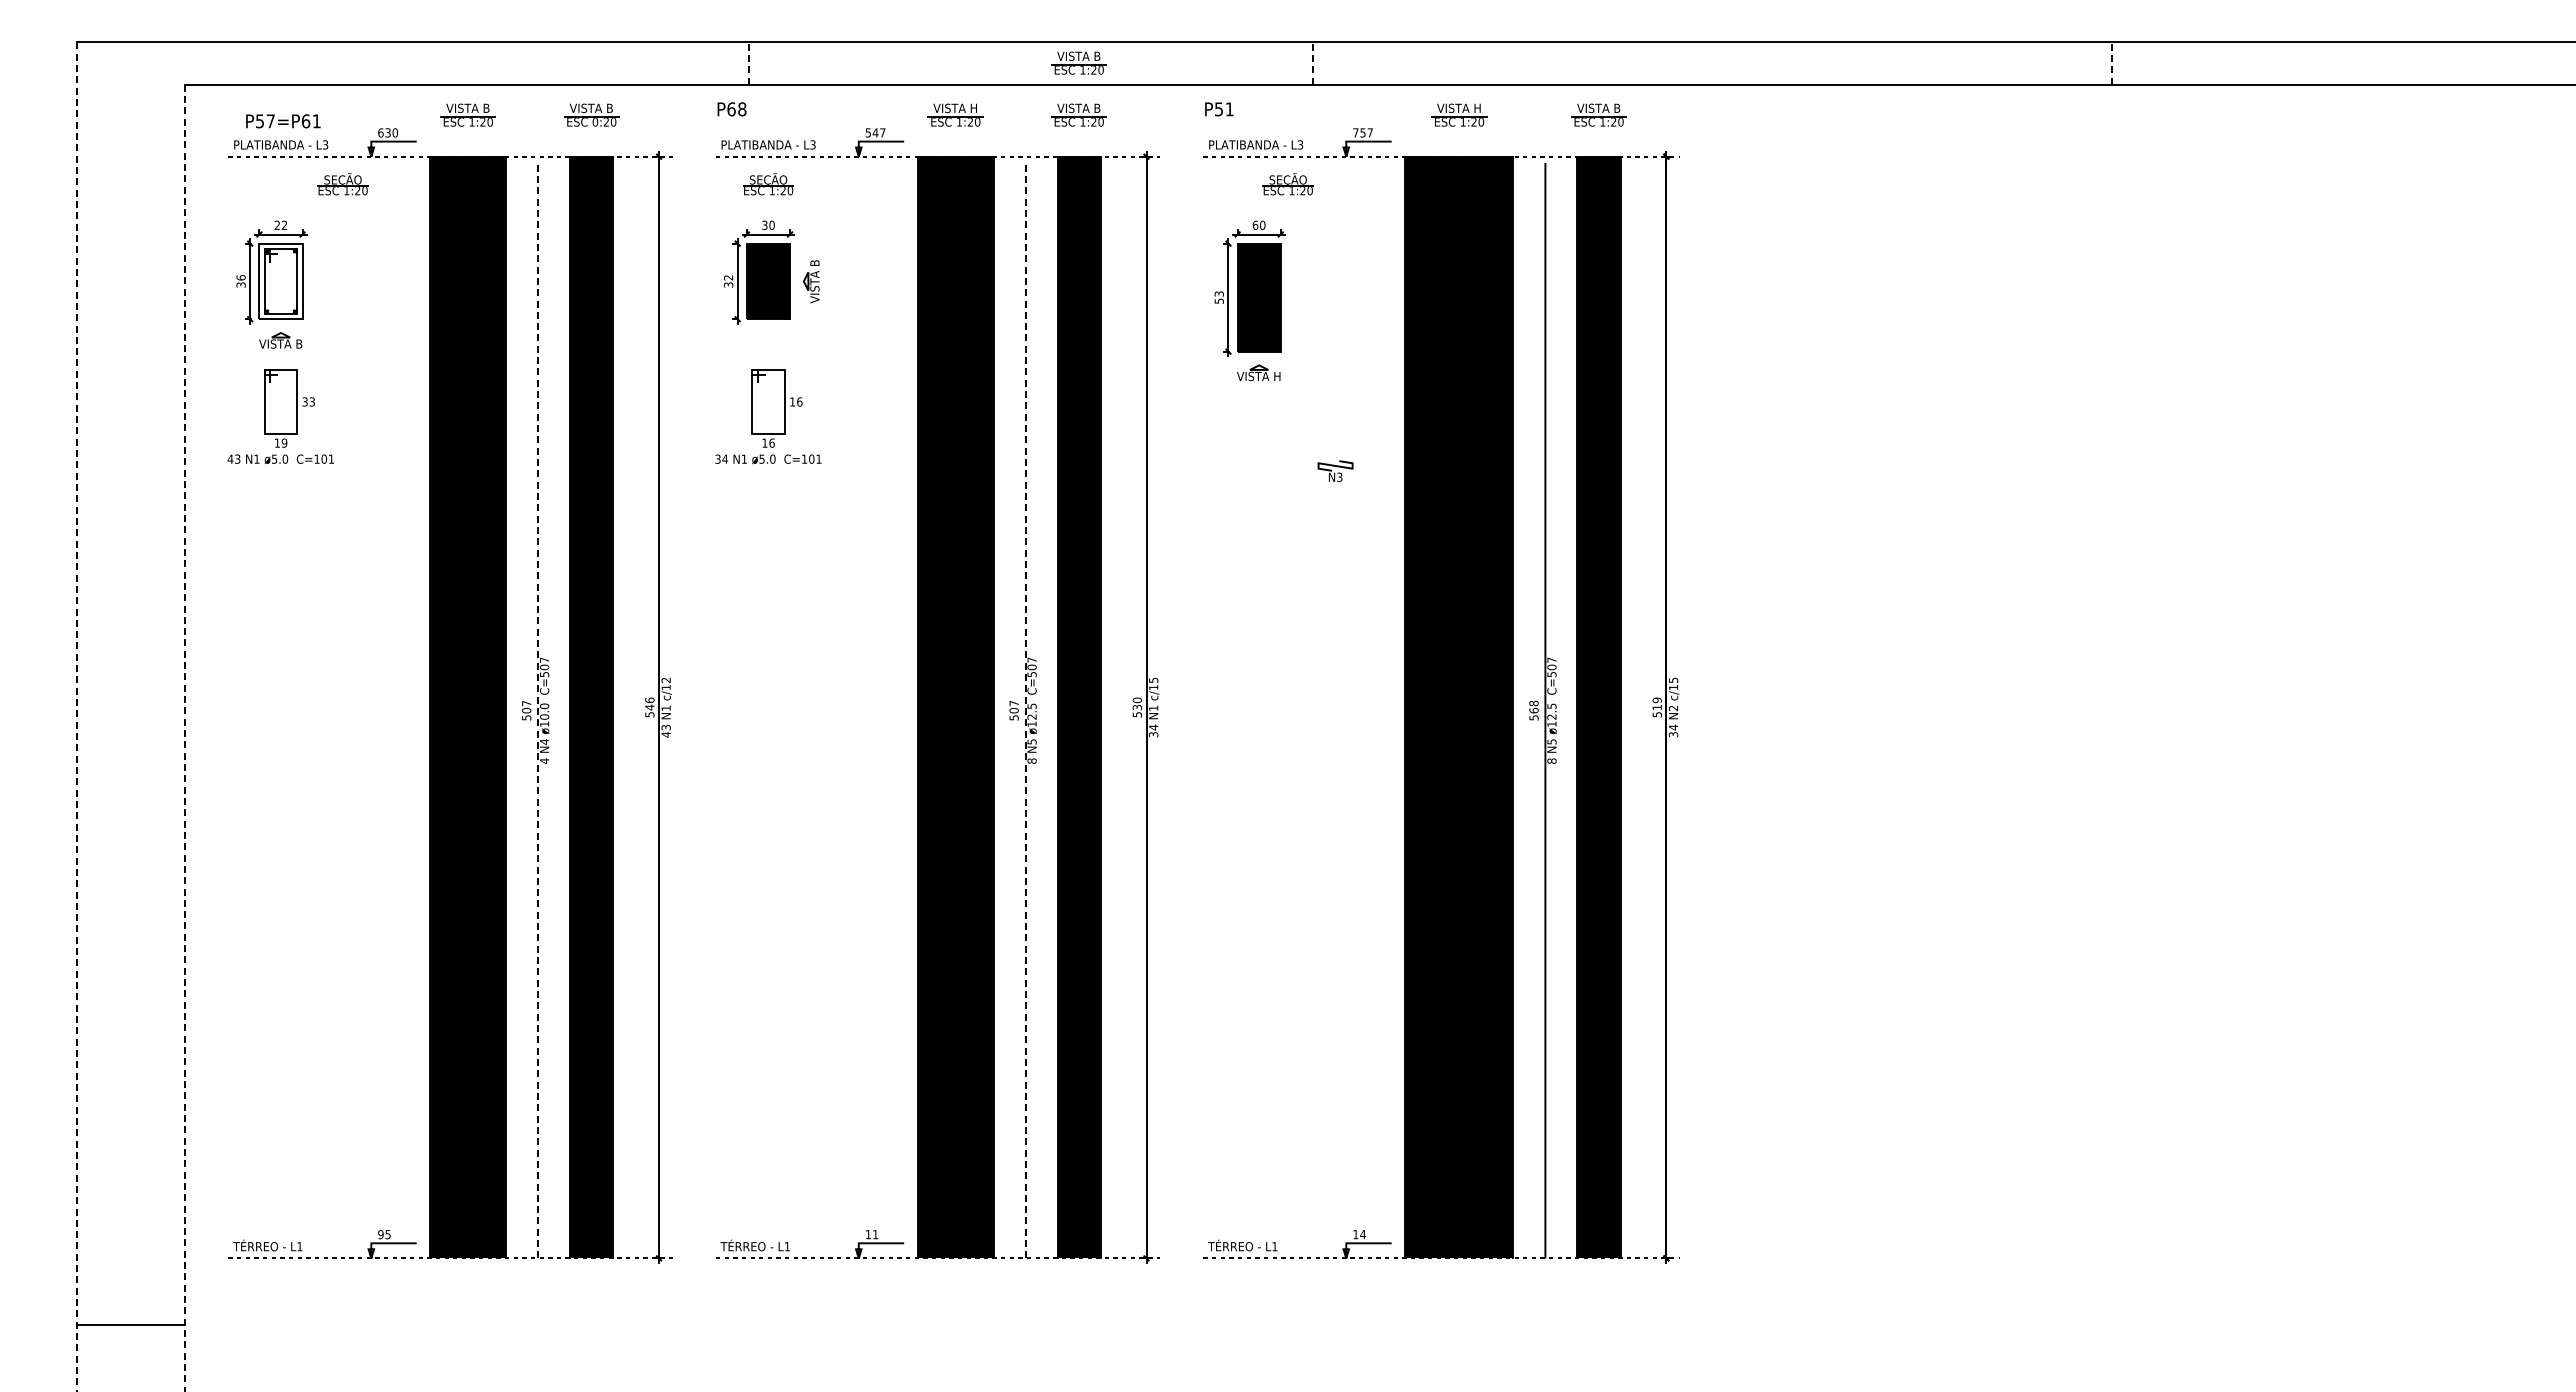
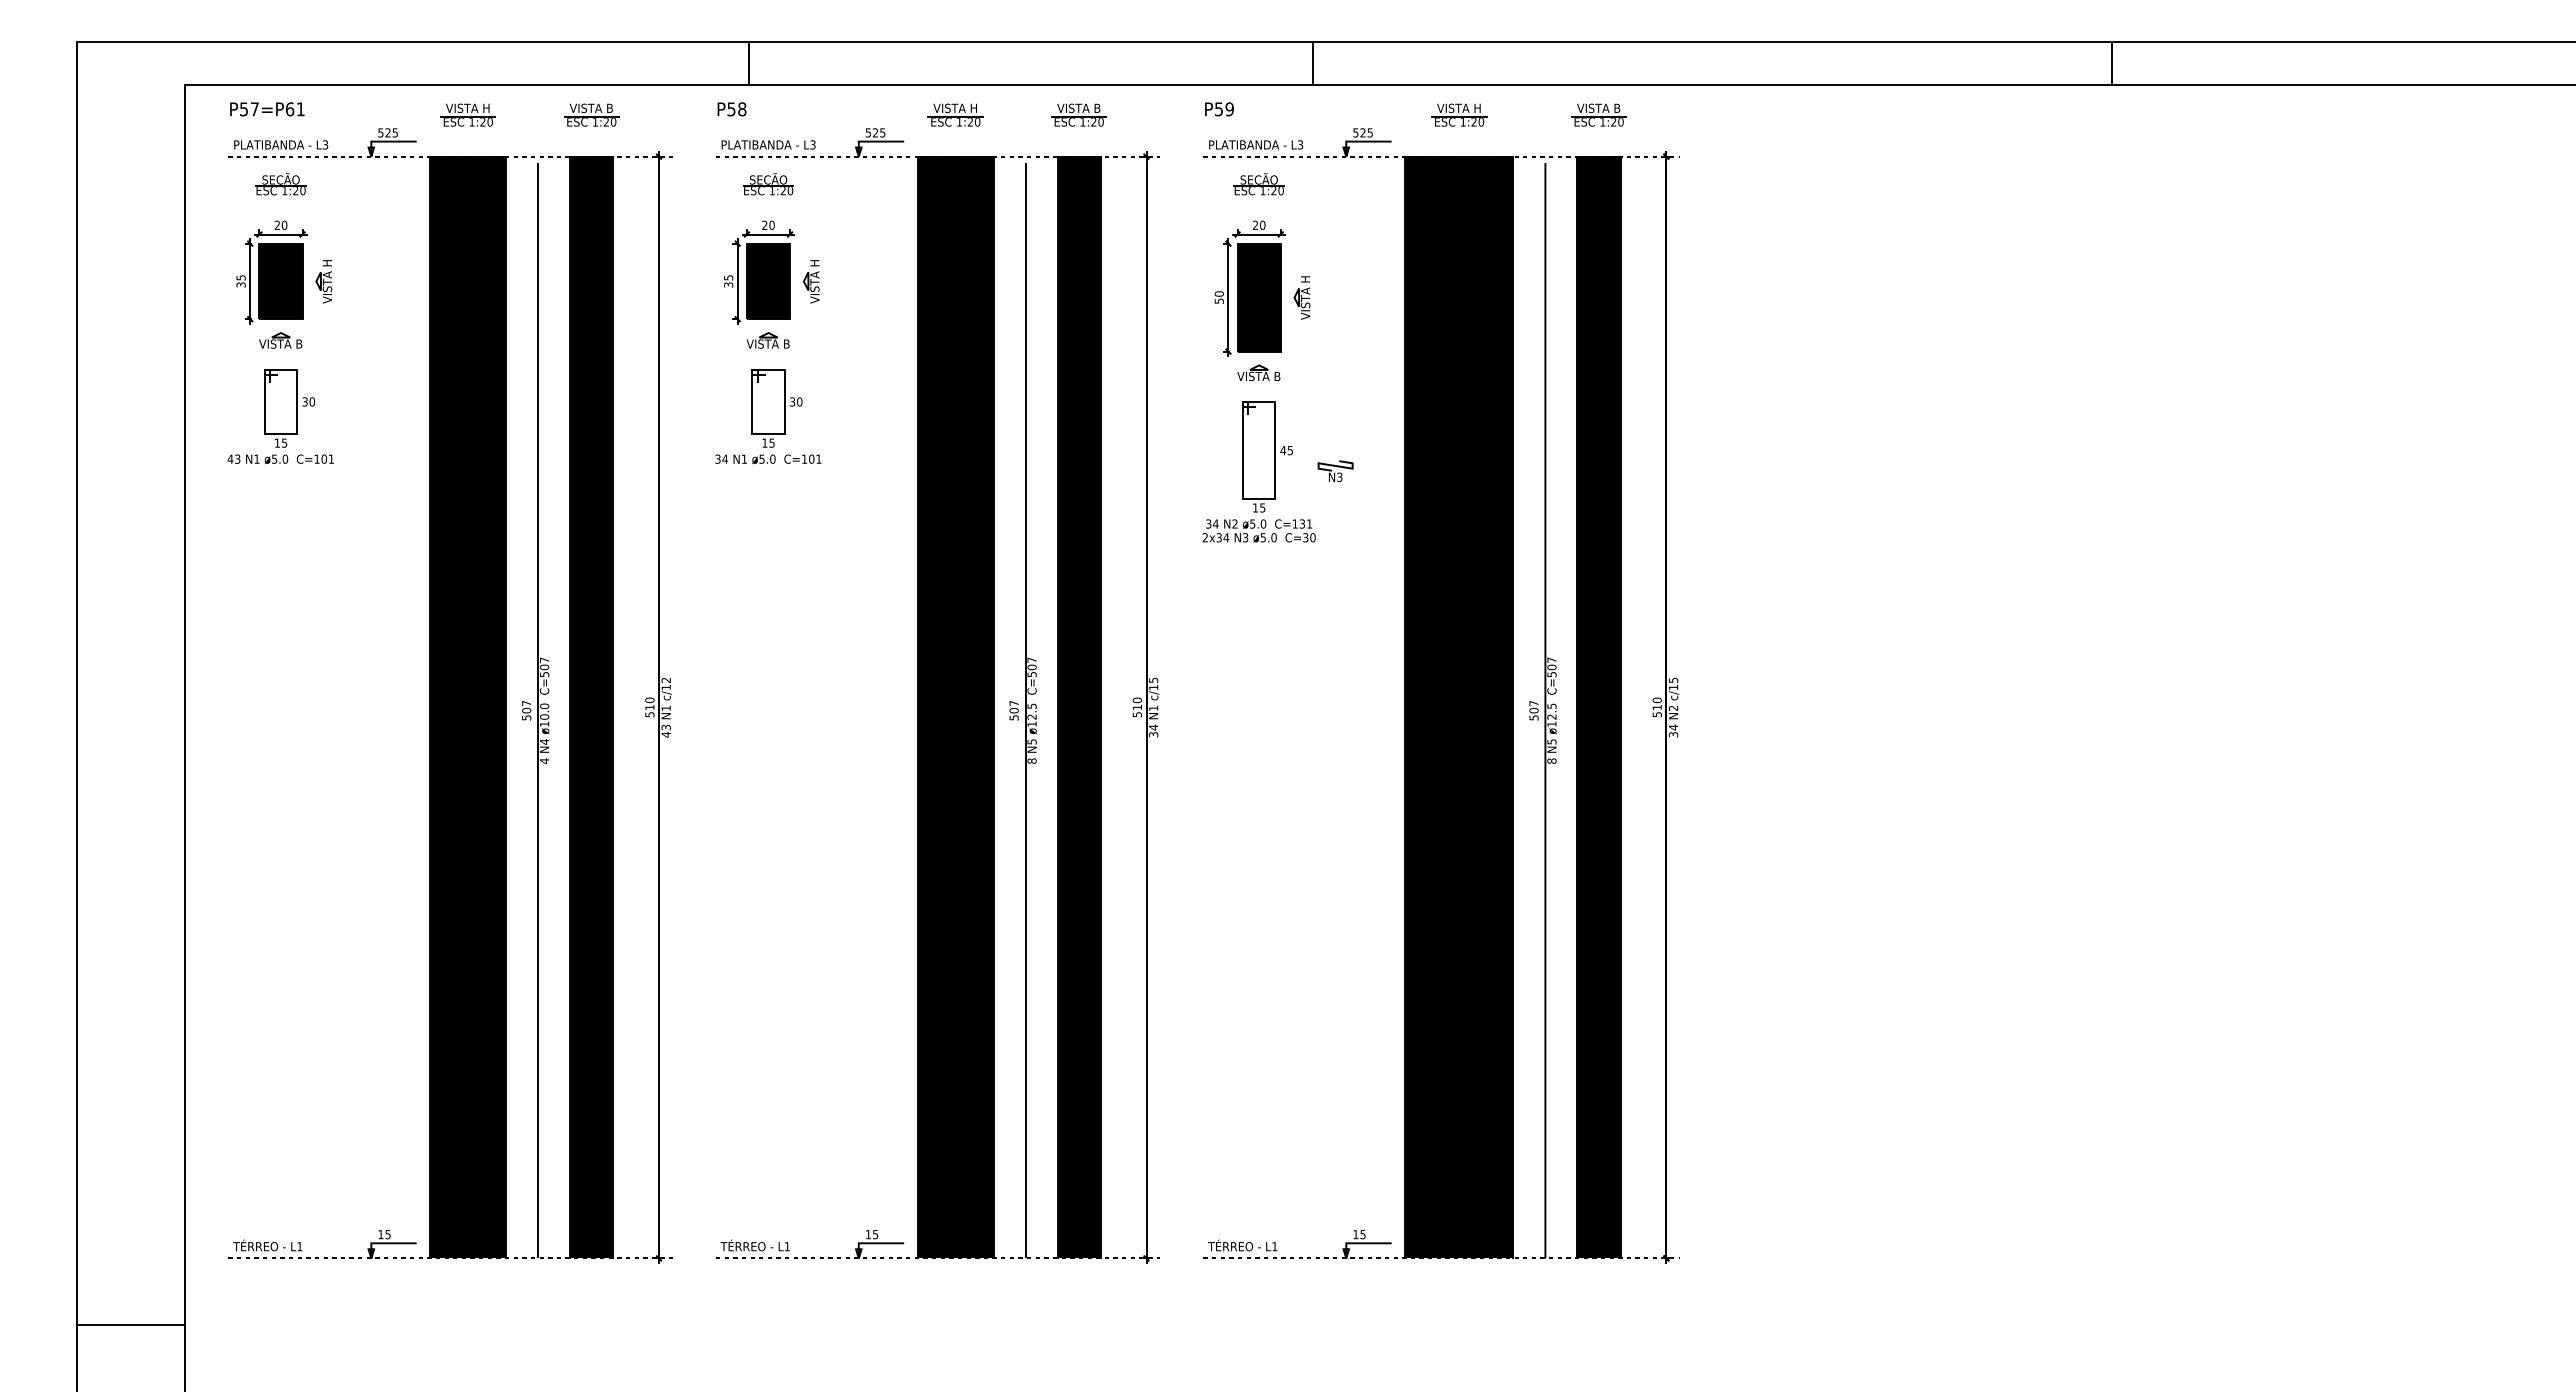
part: present -> none (1078, 62)
line: dashed -> solid (749, 63)
line: dashed -> solid (1312, 63)
line: dashed -> solid (2112, 63)
text: VISTA B -> VISTA H (467, 107)
text: P68 -> P58 (731, 109)
text: P51 -> P59 (1229, 109)
text position: (283, 121) -> (267, 109) (267, 109)
text: 0:20 -> 1:20 (595, 122)
text: 630 -> 525 (388, 132)
text: 547 -> 525 (878, 132)
text: 757 -> 525 (1362, 132)
part position: (342, 184) -> (280, 184) (280, 184)
part position: (1287, 184) -> (1258, 184) (1258, 184)
text: 22 -> 20 (284, 224)
text: 60 -> 20 (1255, 224)
text: 30 -> 20 (764, 225)
text: 36 -> 35 (240, 277)
text: 32 -> 35 (728, 277)
fill: none -> present (280, 281)
part: none -> present (323, 281)
text: VISTA B -> VISTA H (814, 281)
text: 53 -> 50 (1218, 293)
part: none -> present (1301, 297)
part: none -> present (767, 340)
text: VISTA H -> VISTA B (1258, 376)
text: 33 -> 30 (312, 401)
text: 16 -> 30 (796, 401)
text: 19 -> 15 (284, 442)
text: 16 -> 15 (771, 442)
part: none -> present (1258, 471)
text: 519 -> 510 (1656, 700)
text: 546 -> 510 (649, 703)
text: 568 -> 507 (1533, 706)
text: 530 -> 510 (1137, 707)
line: dashed -> solid (538, 710)
line: dashed -> solid (1025, 710)
line: dashed -> solid (77, 716)
line: dashed -> solid (185, 738)
text: 95 -> 15 (380, 1234)
text: 11 -> 15 (875, 1234)
text: 14 -> 15 (1362, 1234)
